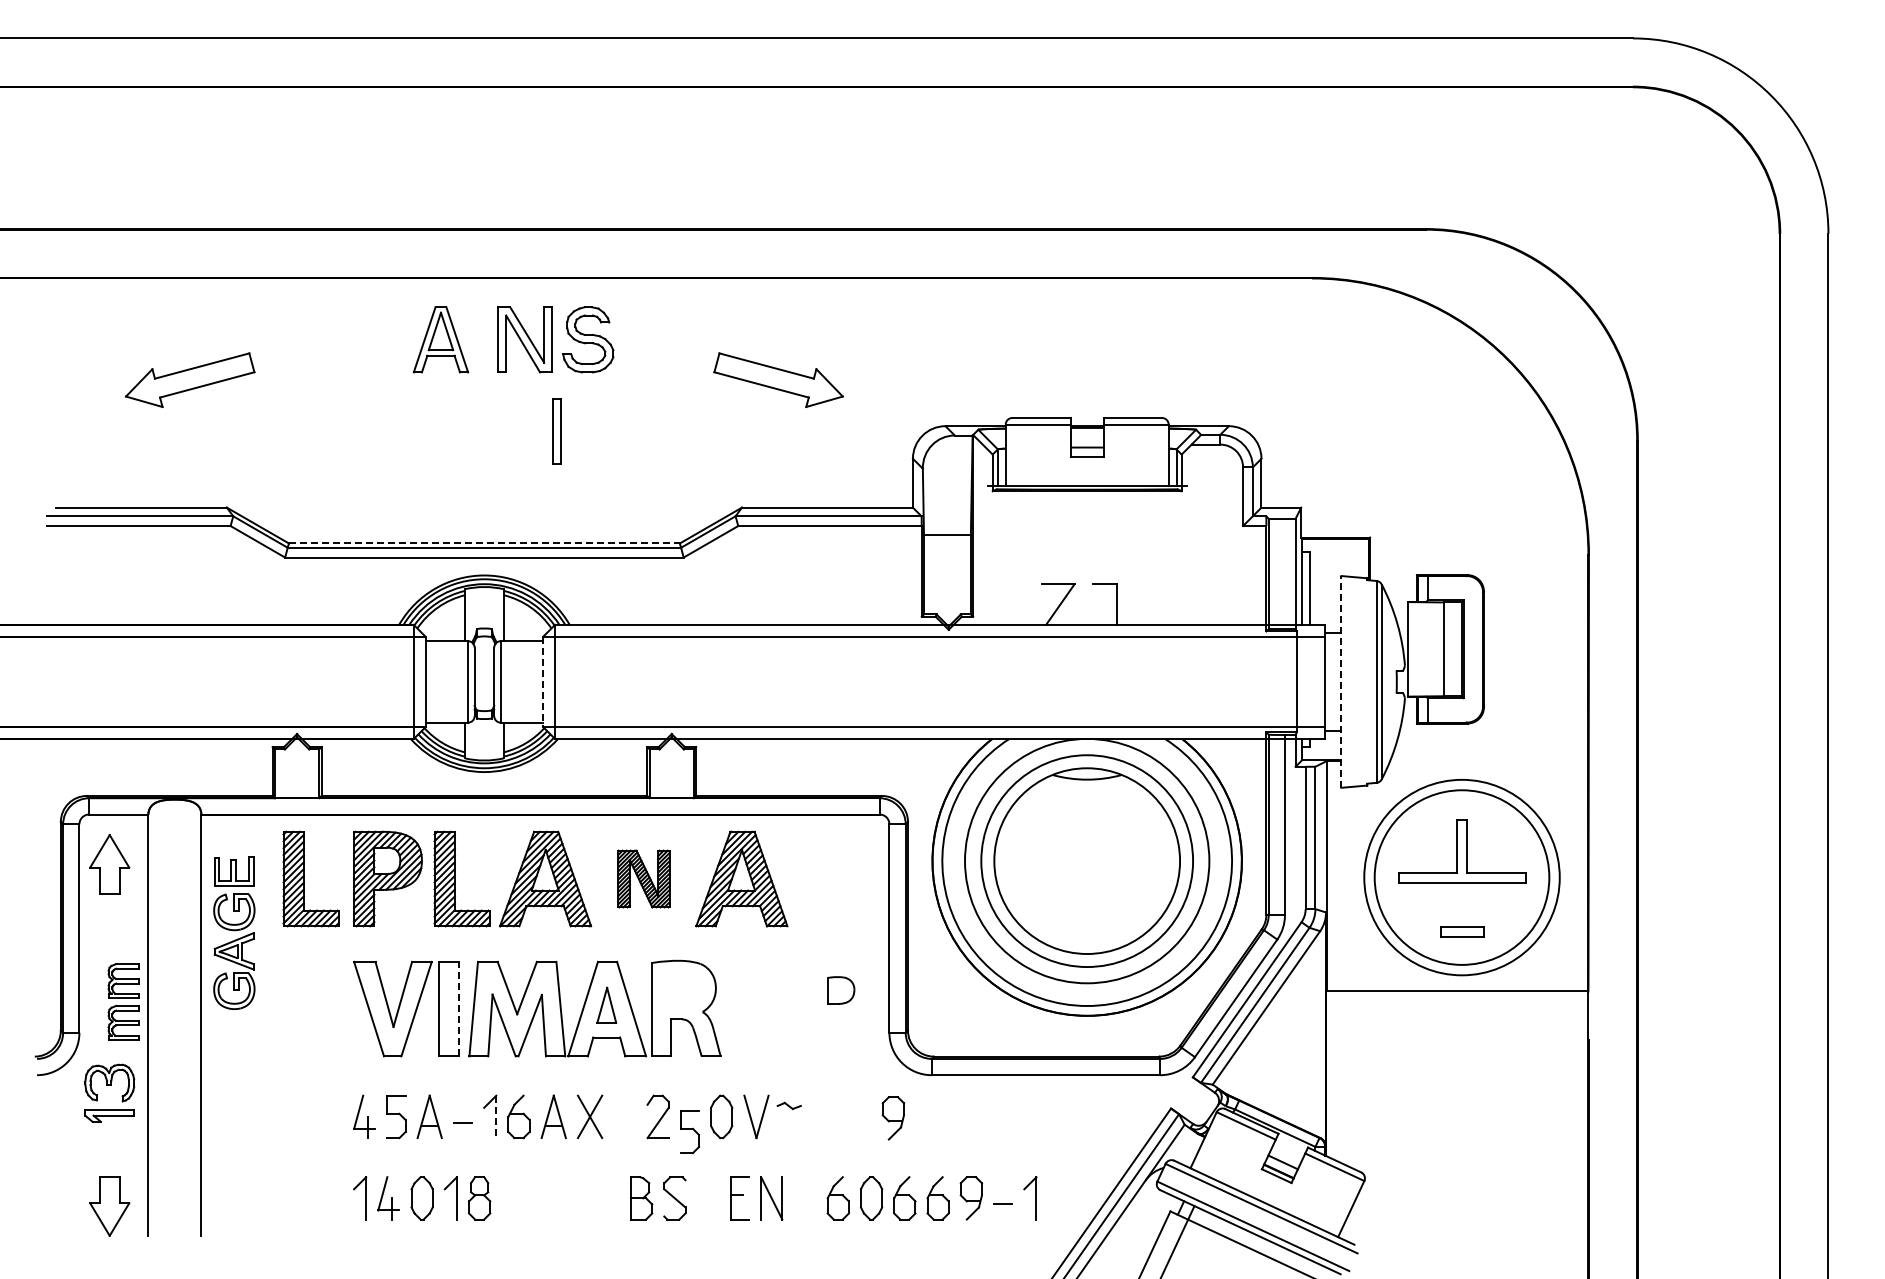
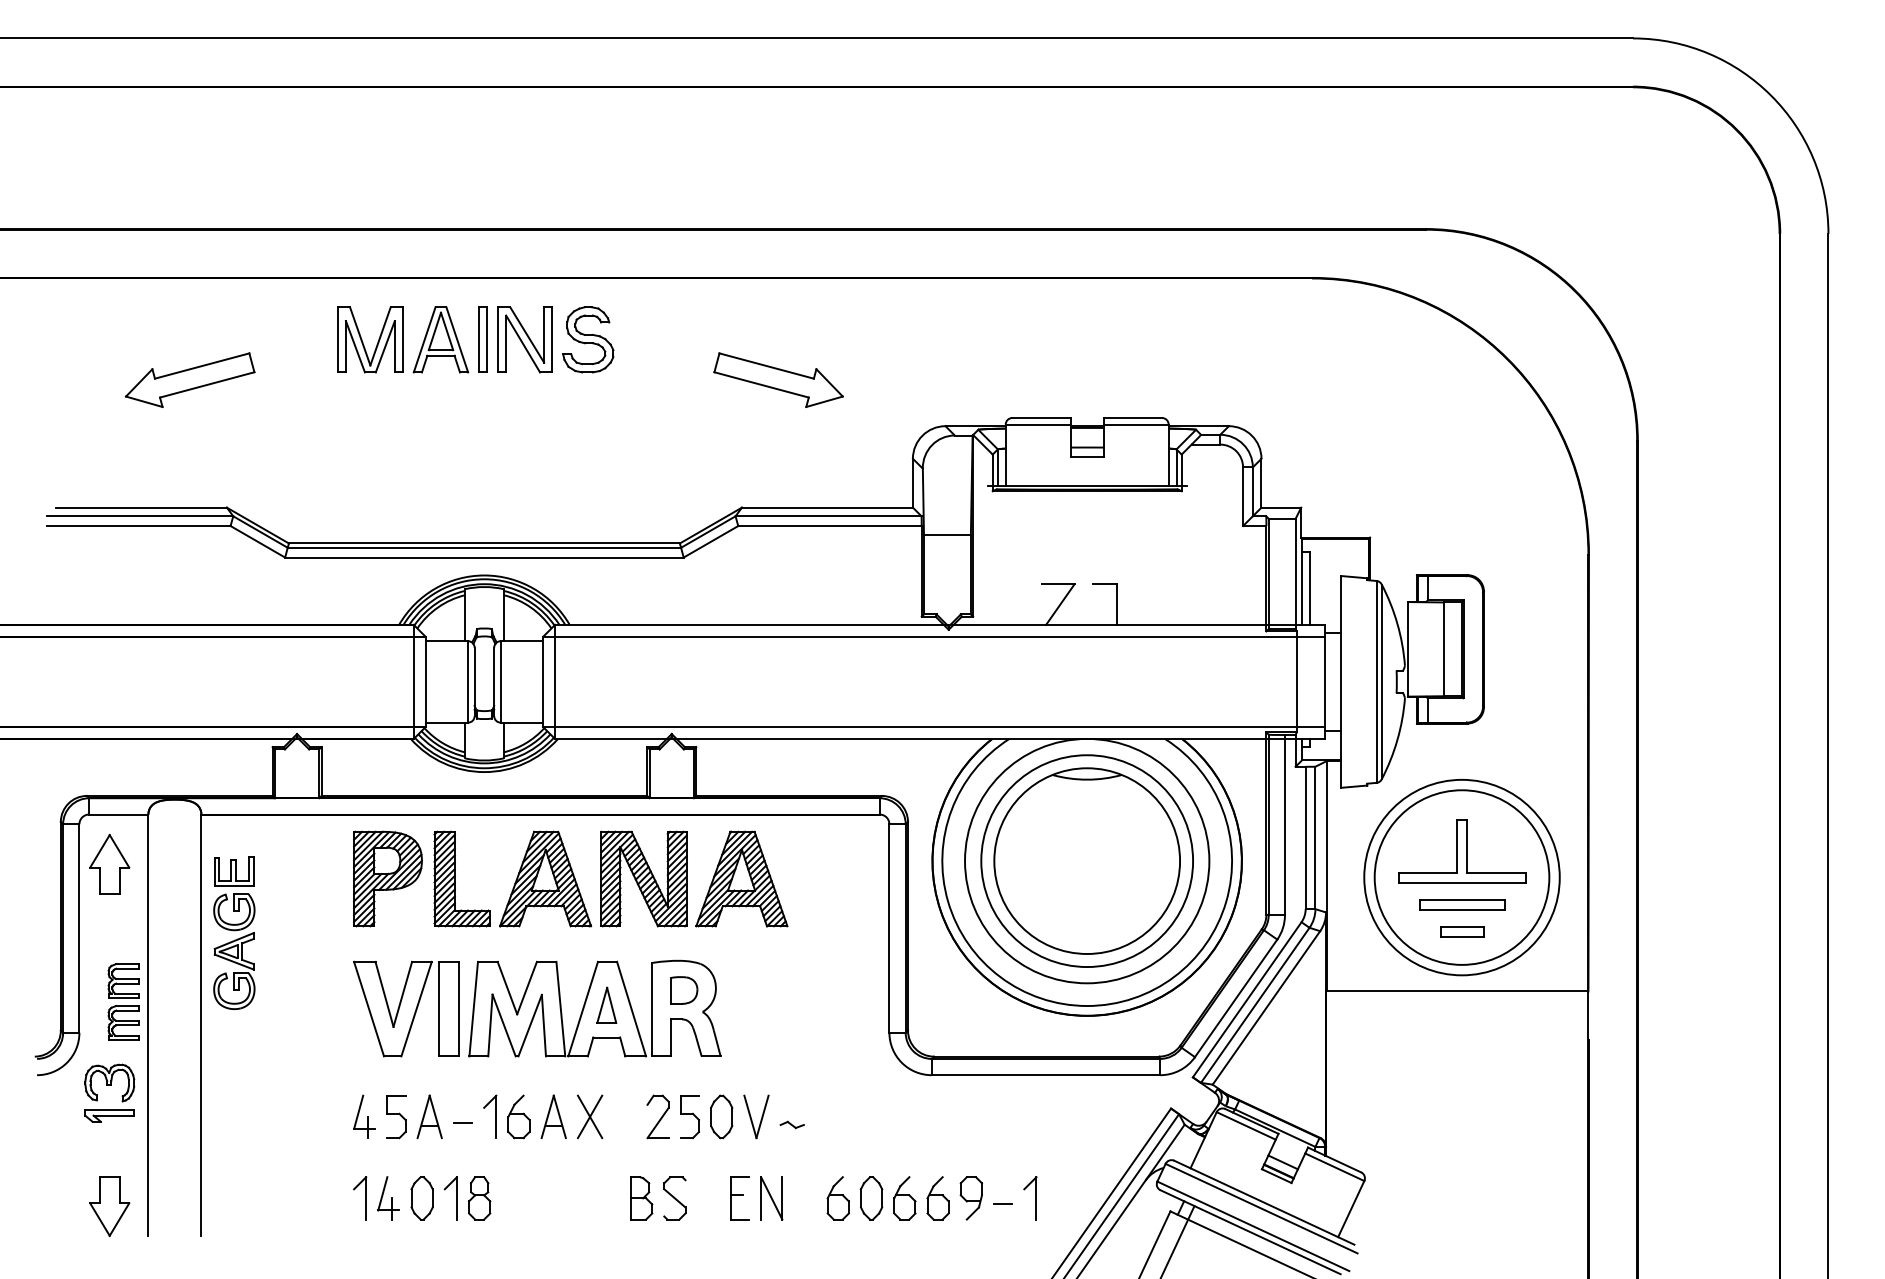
part: none -> present (377, 341)
part position: (556, 431) -> (482, 339) (482, 339)
line: dashed -> solid (484, 543)
line: dashed -> solid (1341, 681)
line: dashed -> solid (543, 682)
part: present -> none (310, 878)
part size: 54x60 px -> 88x98 px (643, 878)
part: none -> present (1462, 904)
part position: (841, 990) -> (684, 990) (684, 990)
line: dashed -> solid (458, 1008)
part position: (788, 1105) -> (791, 1124) (791, 1124)
line: dashed -> solid (496, 1117)
part: present -> none (893, 1118)
part position: (689, 1131) -> (689, 1116) (689, 1116)
